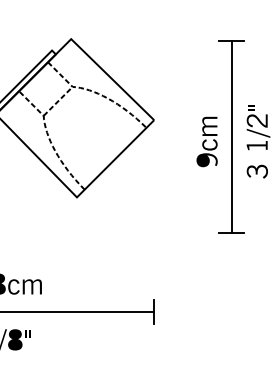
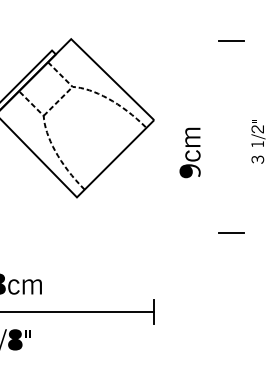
line: present -> none (231, 136)
part position: (206, 141) -> (189, 152) (189, 152)
part size: 25x74 px -> 15x44 px (258, 141)
